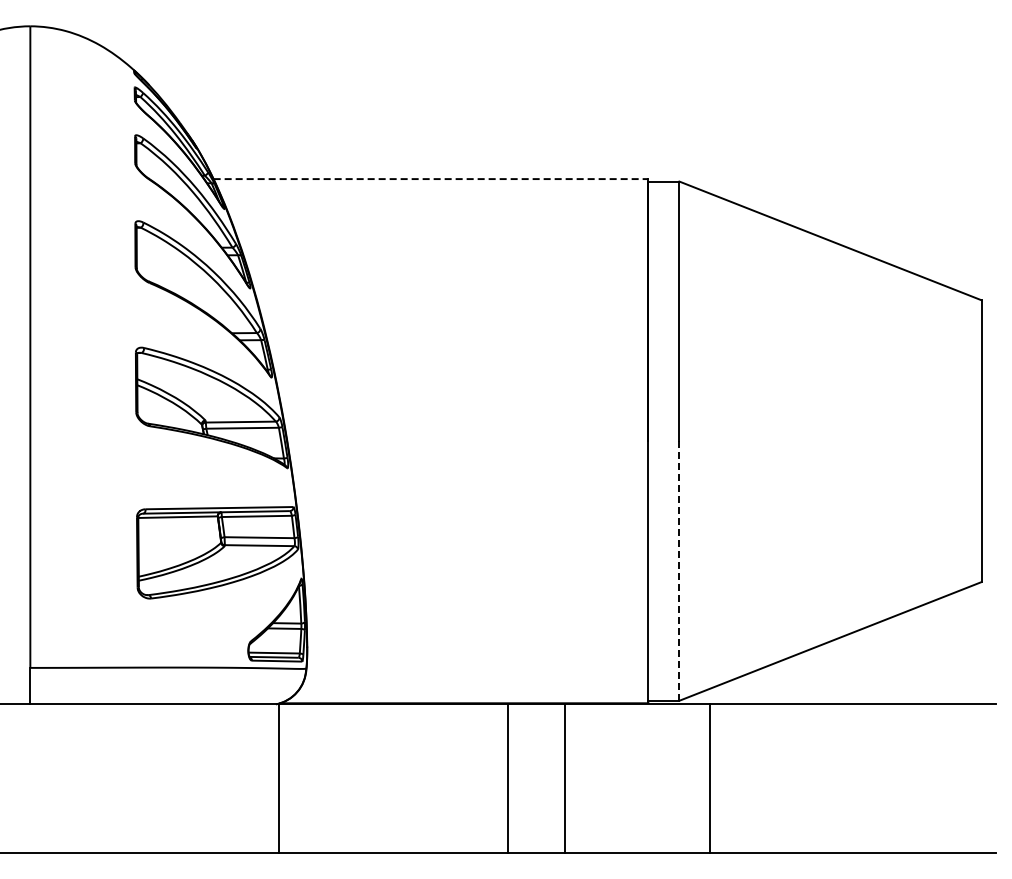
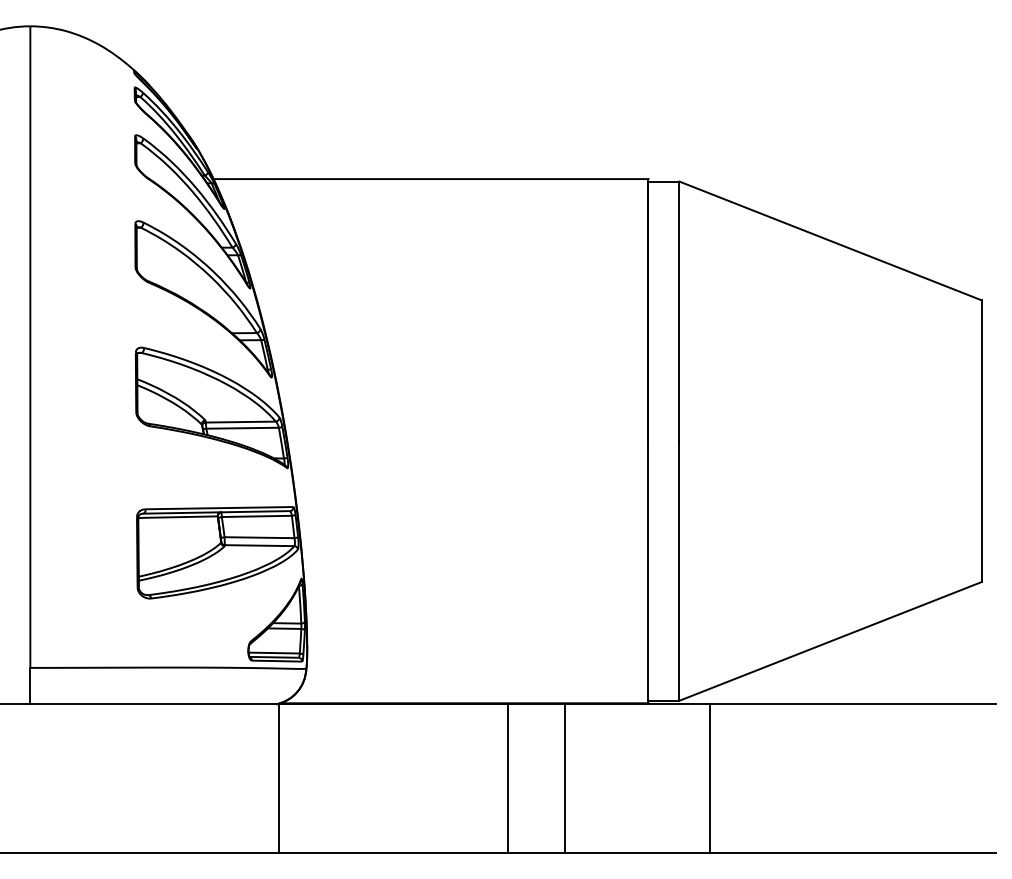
line: dashed -> solid (431, 179)
line: dashed -> solid (679, 570)
